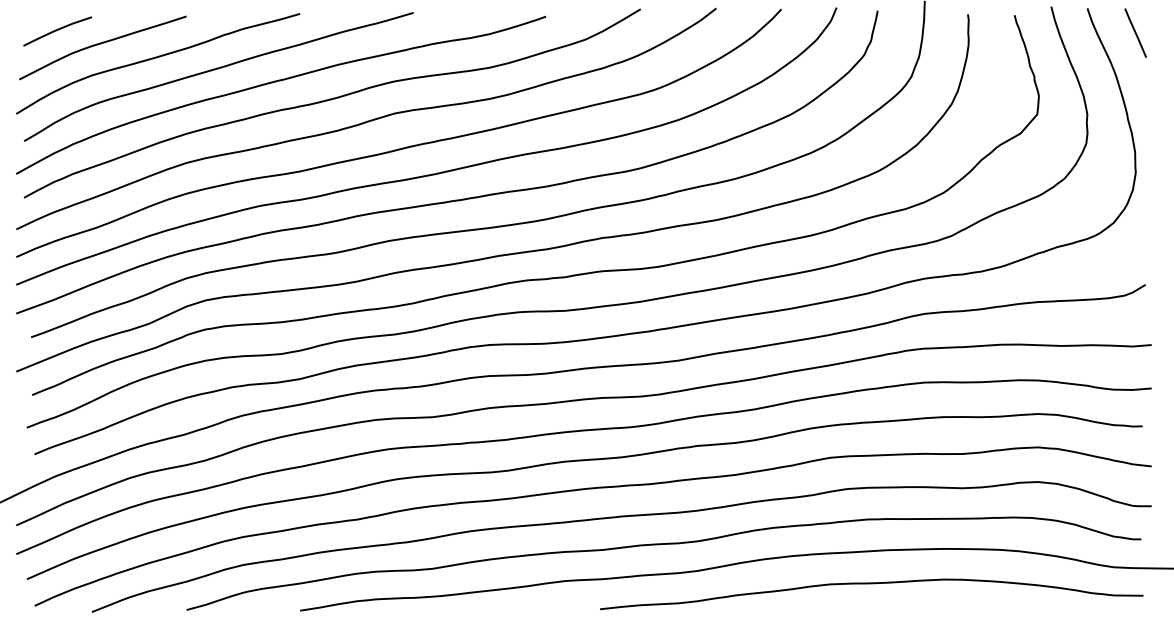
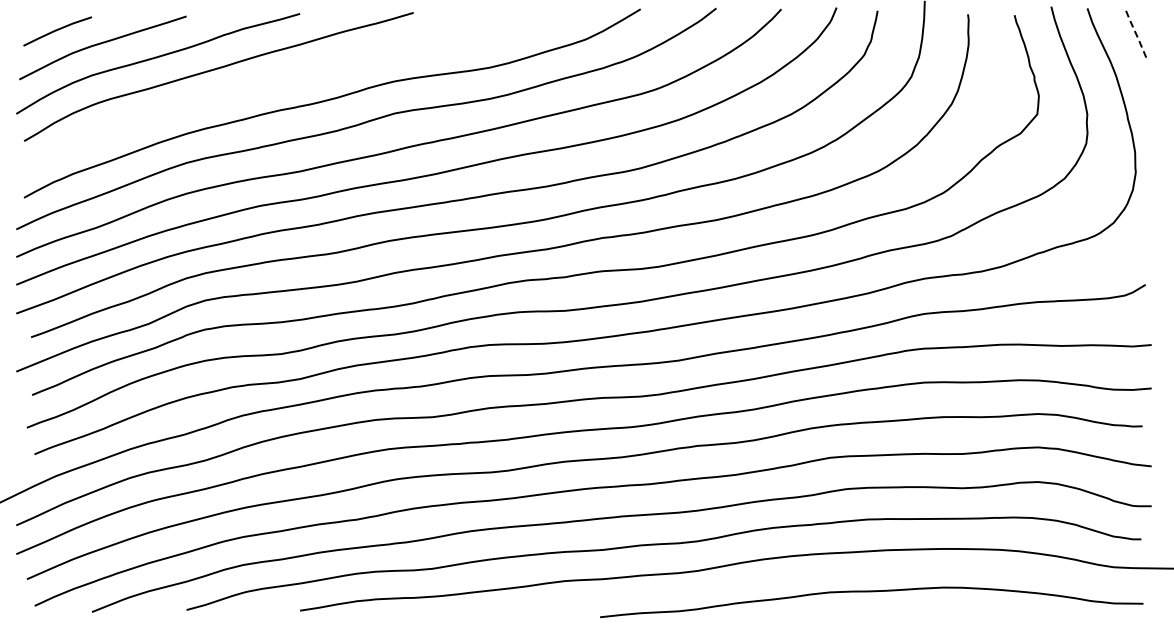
line: solid -> dashed (1135, 32)
curve: present -> none (276, 82)
curve position: (871, 584) -> (871, 592) (871, 592)
